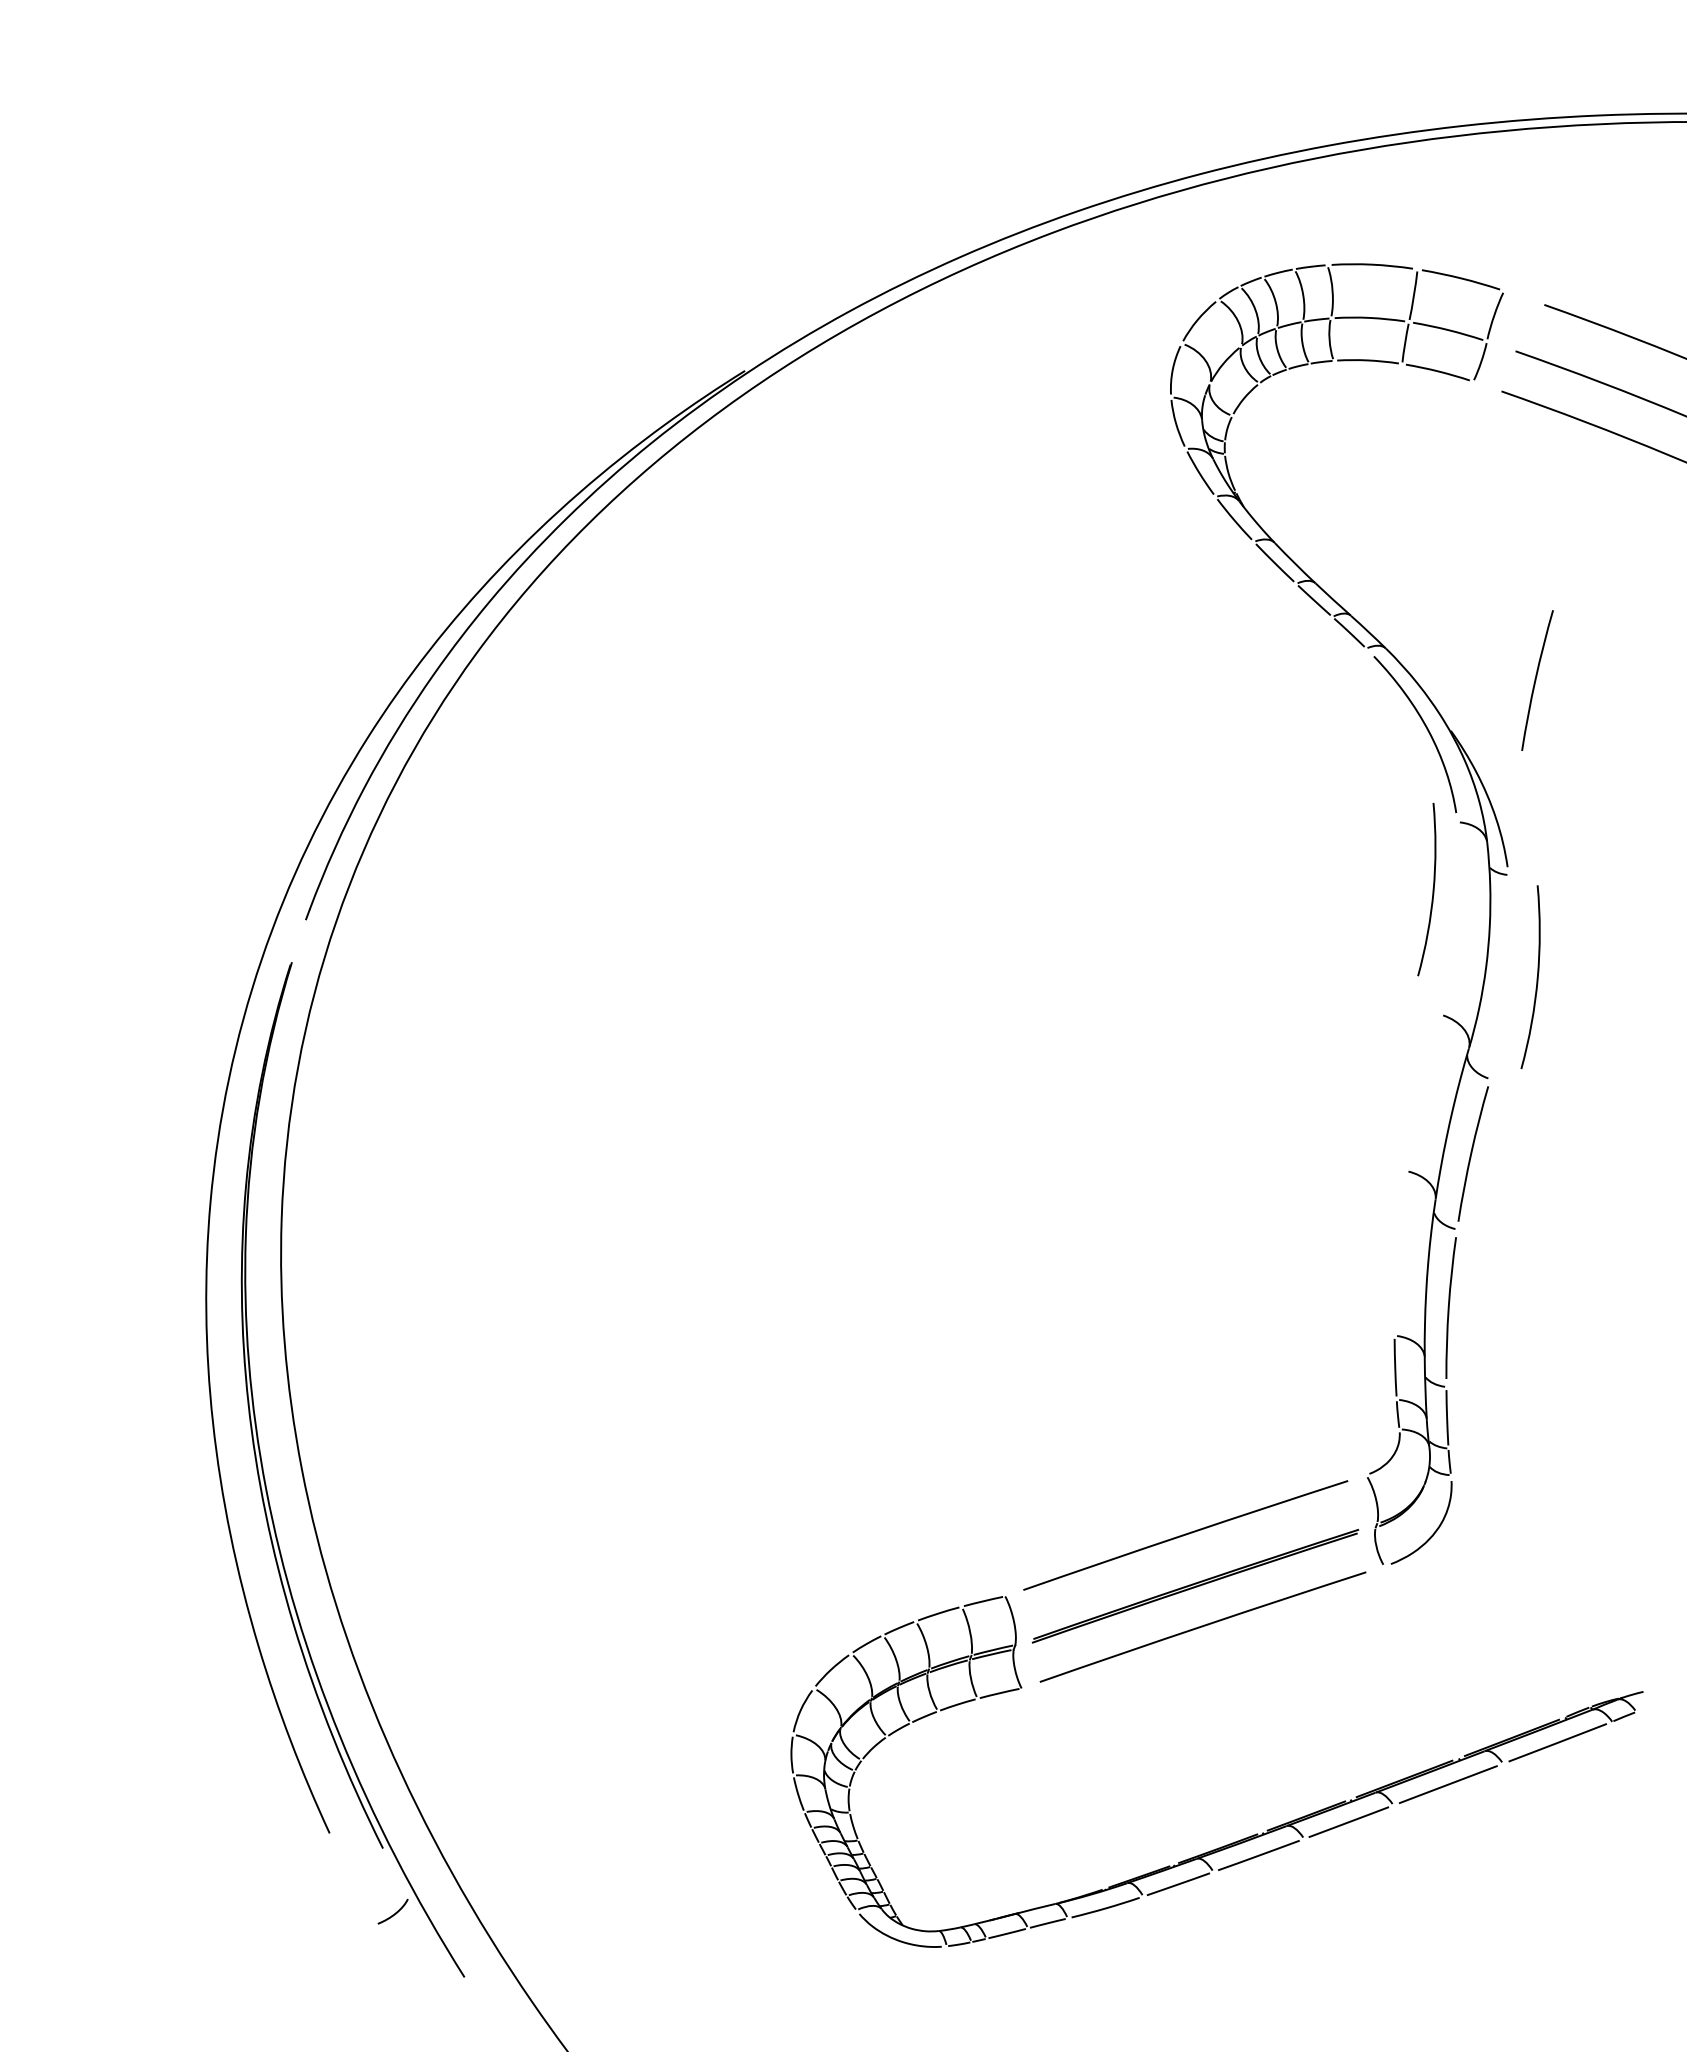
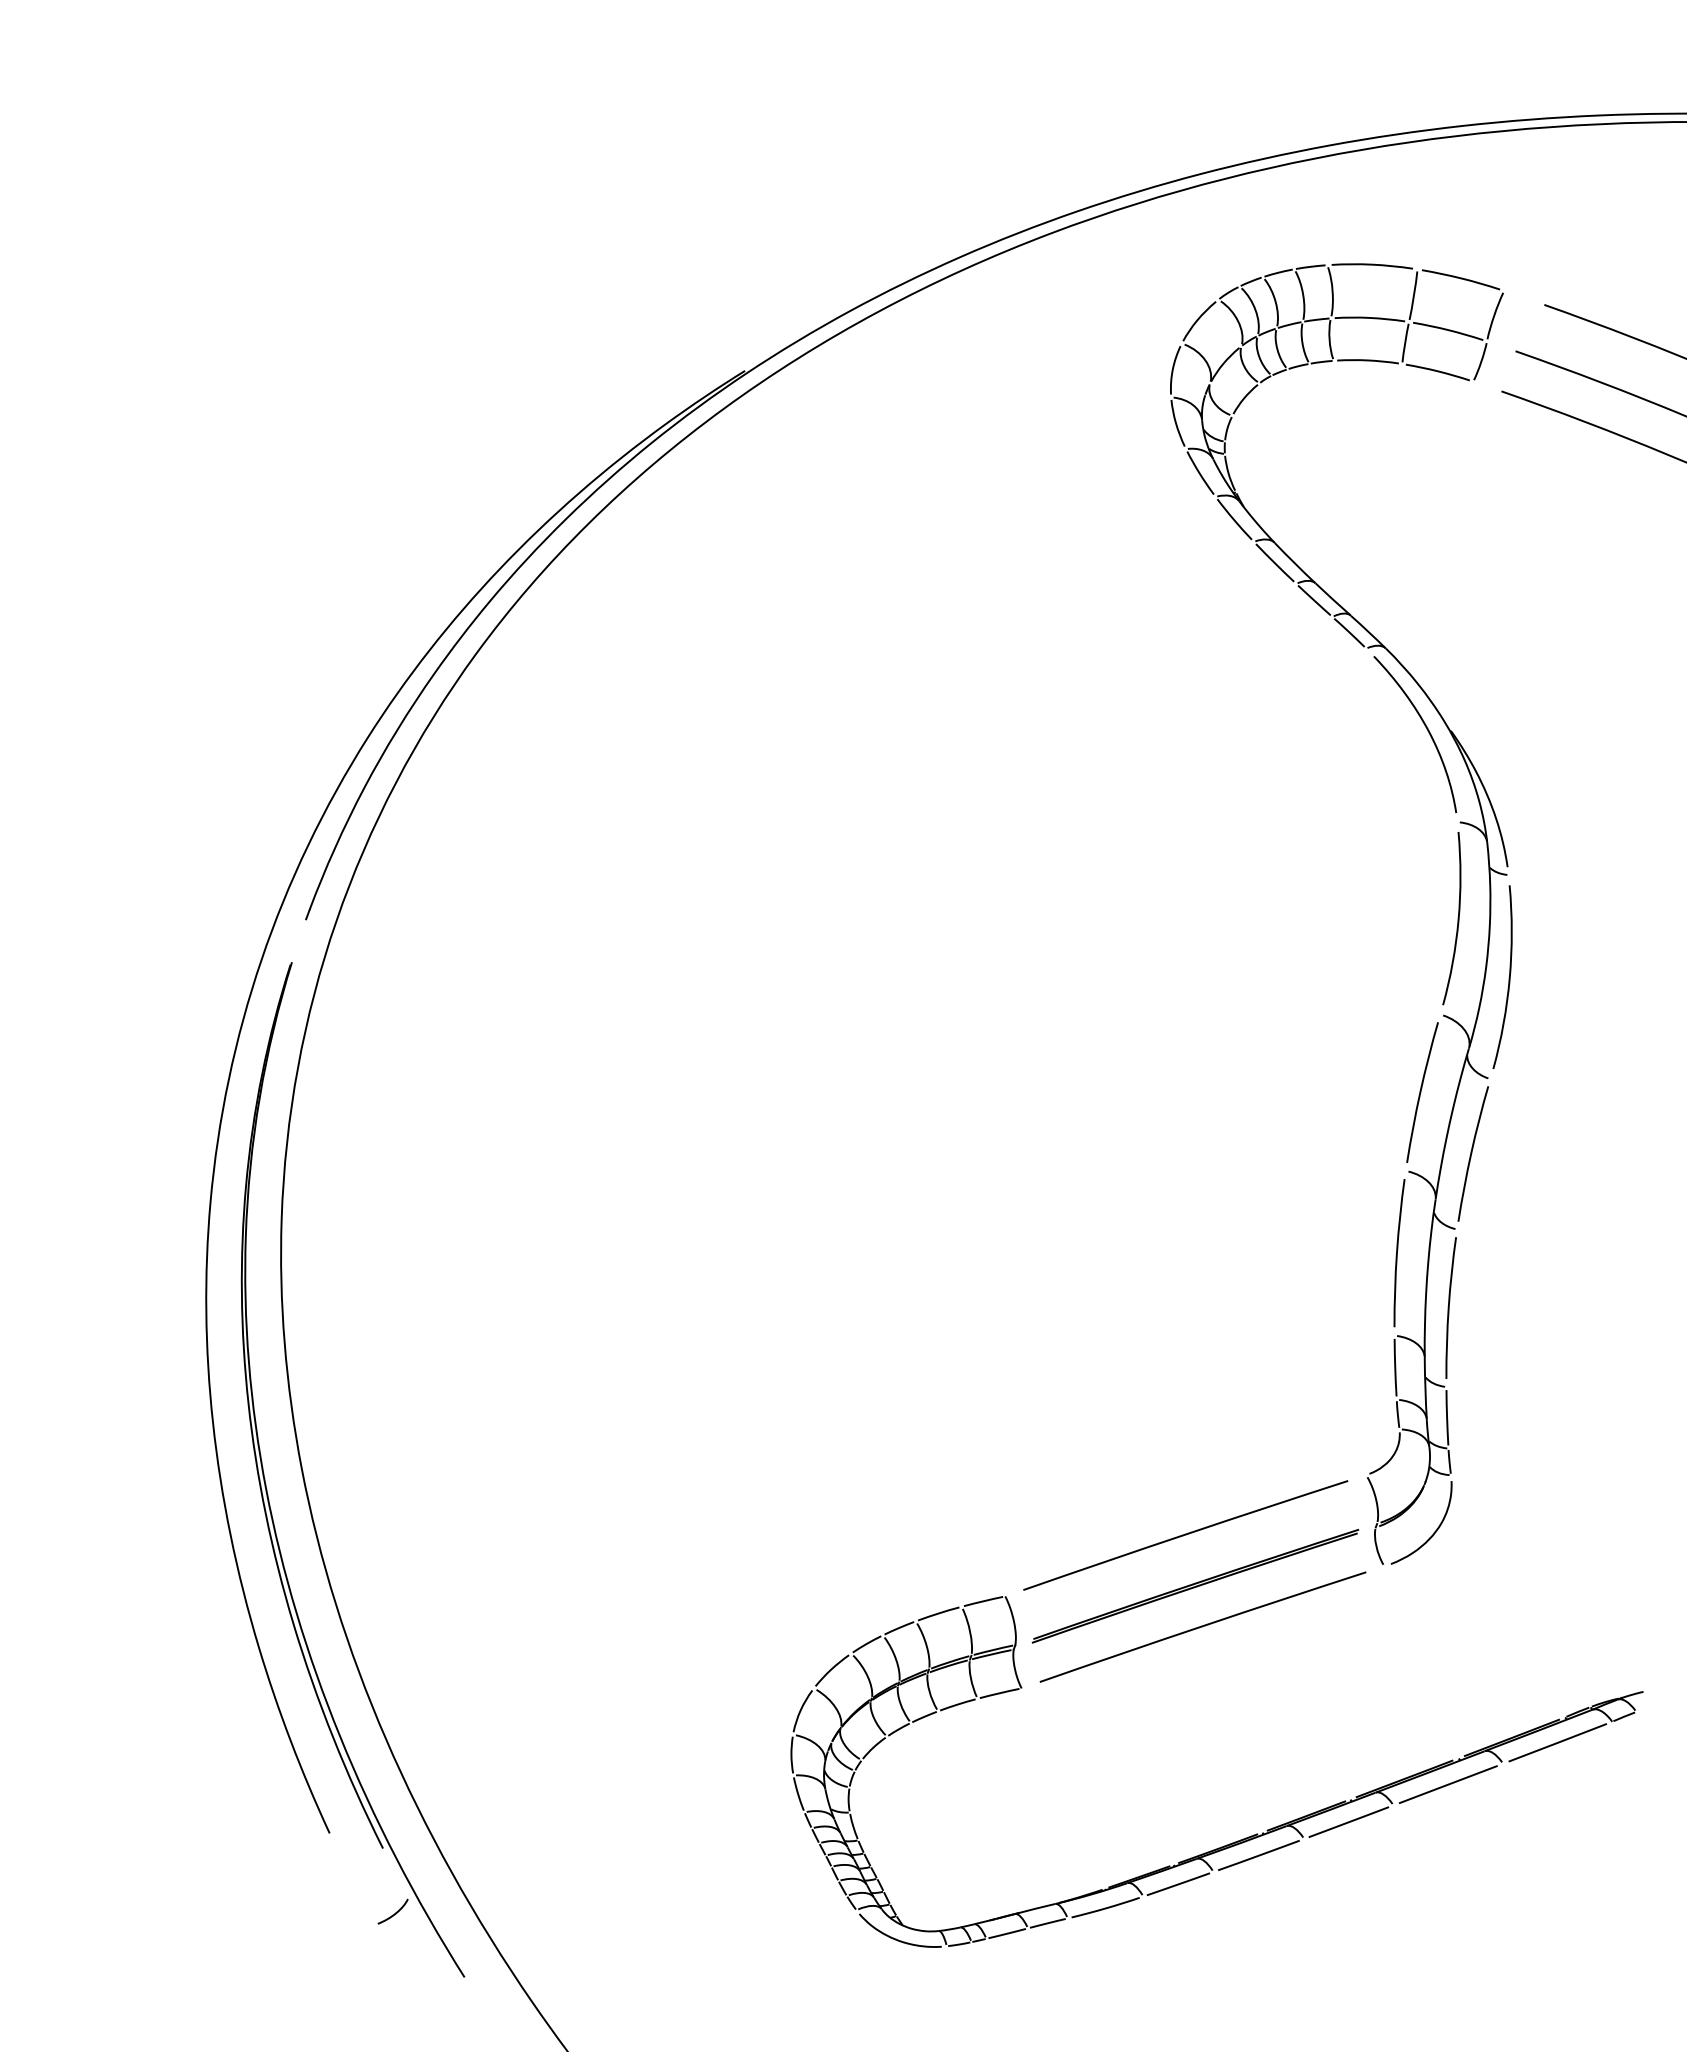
curve position: (1536, 680) -> (1421, 1092) (1421, 1092)
curve position: (1432, 889) -> (1457, 918) (1457, 918)
curve position: (1536, 977) -> (1508, 977) (1508, 977)
curve: none -> present (1397, 1253)
